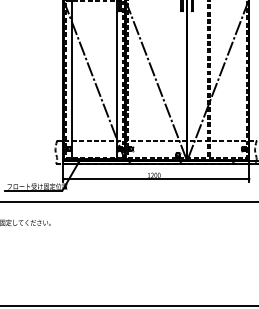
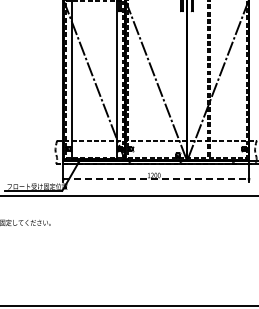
line: solid -> dashed (156, 179)
line position: (128, 202) -> (128, 196) (128, 196)
